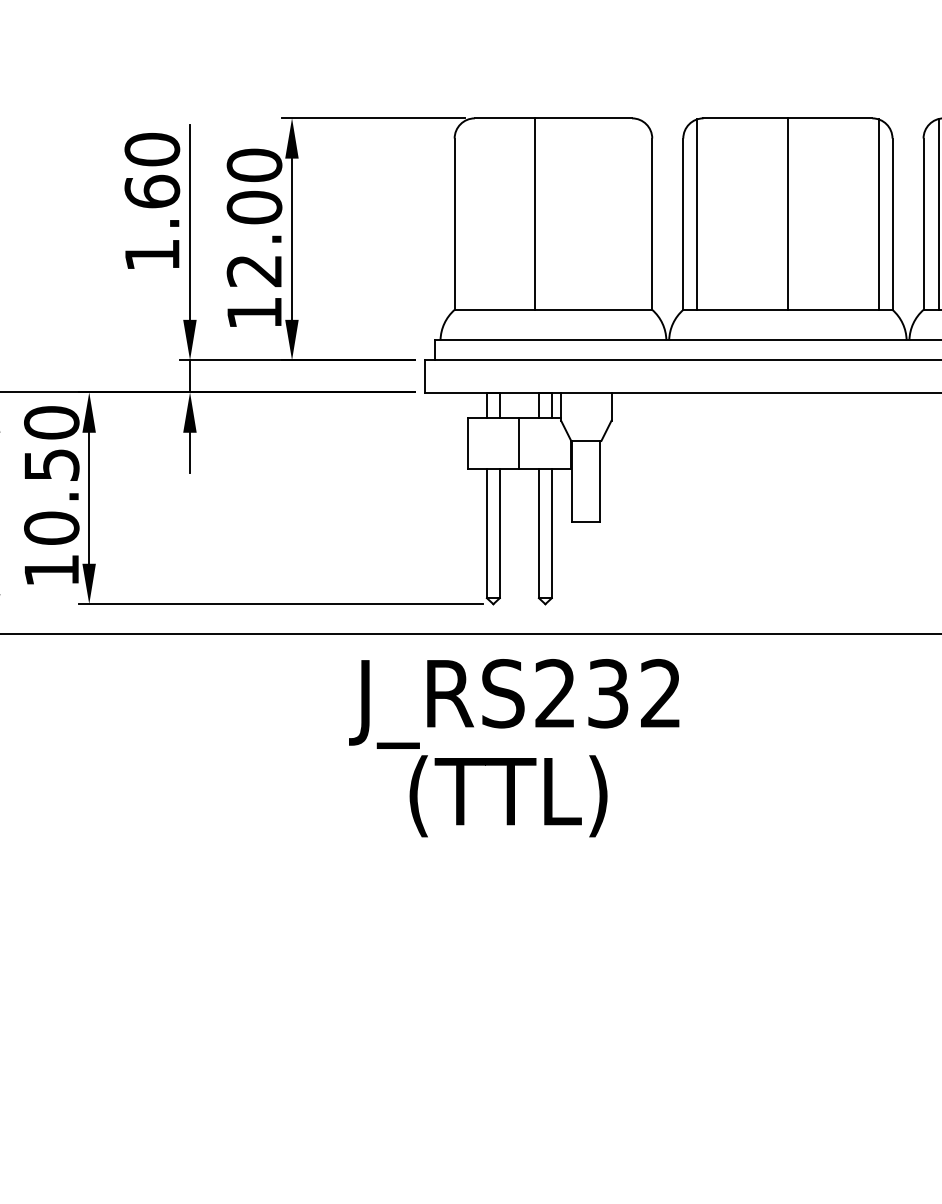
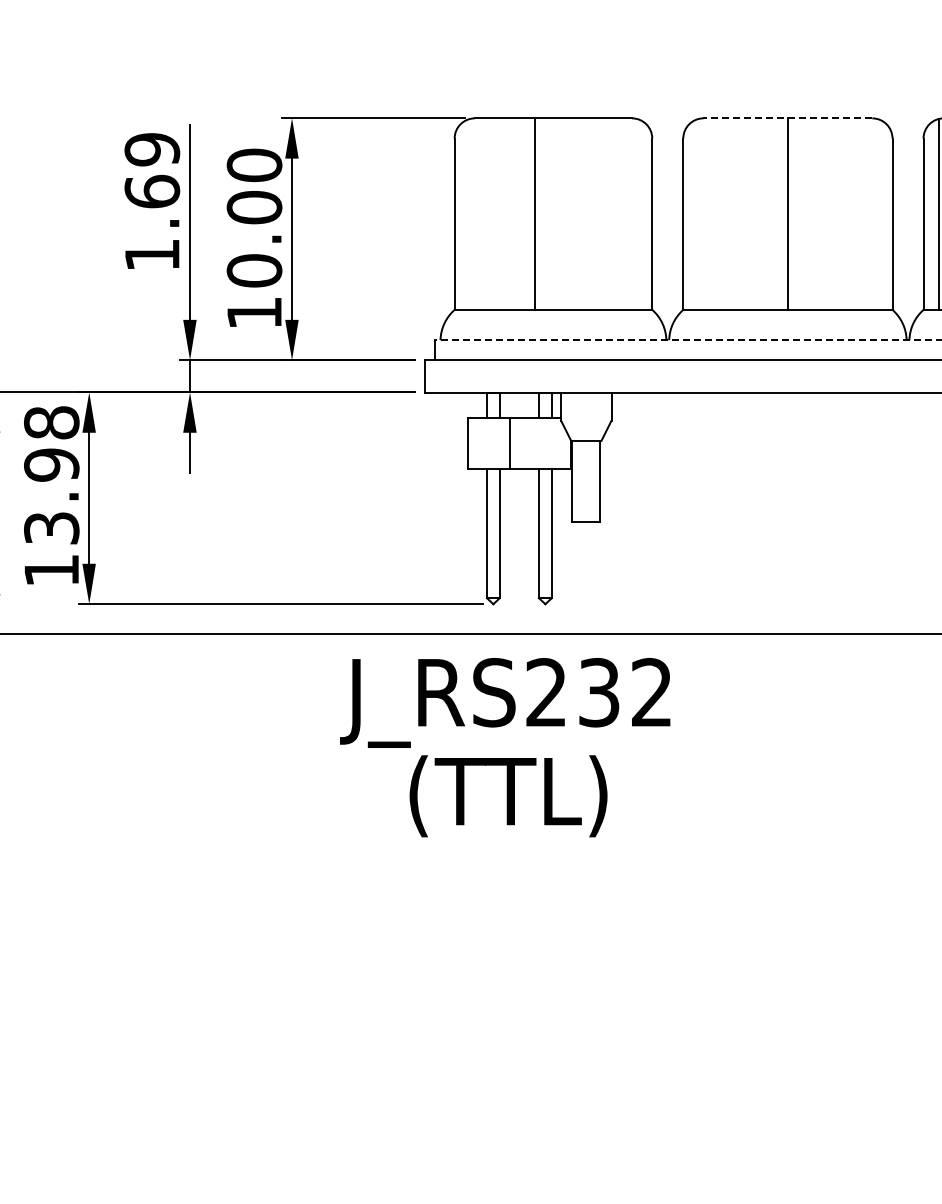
line: solid -> dashed (787, 118)
text: 1.60 -> 1.69 (152, 149)
line: present -> none (697, 214)
line: present -> none (878, 214)
text: 12.00 -> 10.00 (254, 270)
line: solid -> dashed (687, 340)
line position: (519, 443) -> (510, 443) (510, 443)
text: 10.50 -> 13.98 (51, 475)
text position: (514, 703) -> (505, 702) (505, 702)
